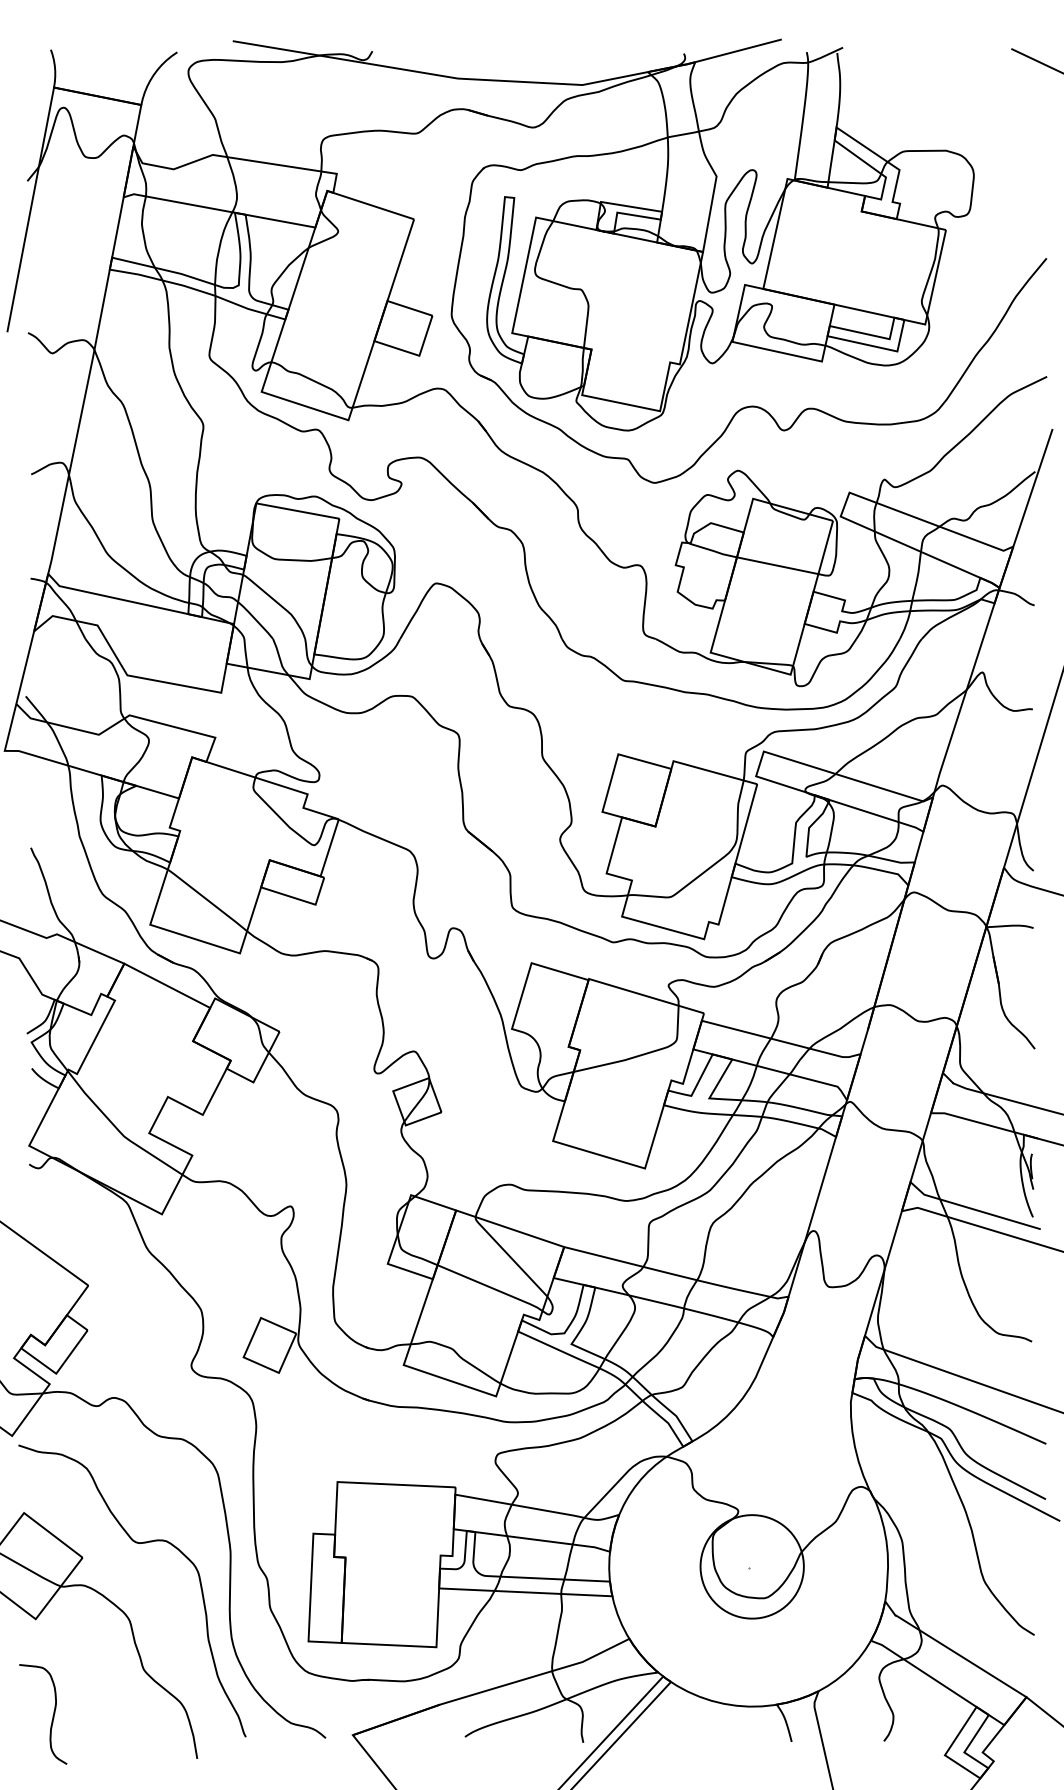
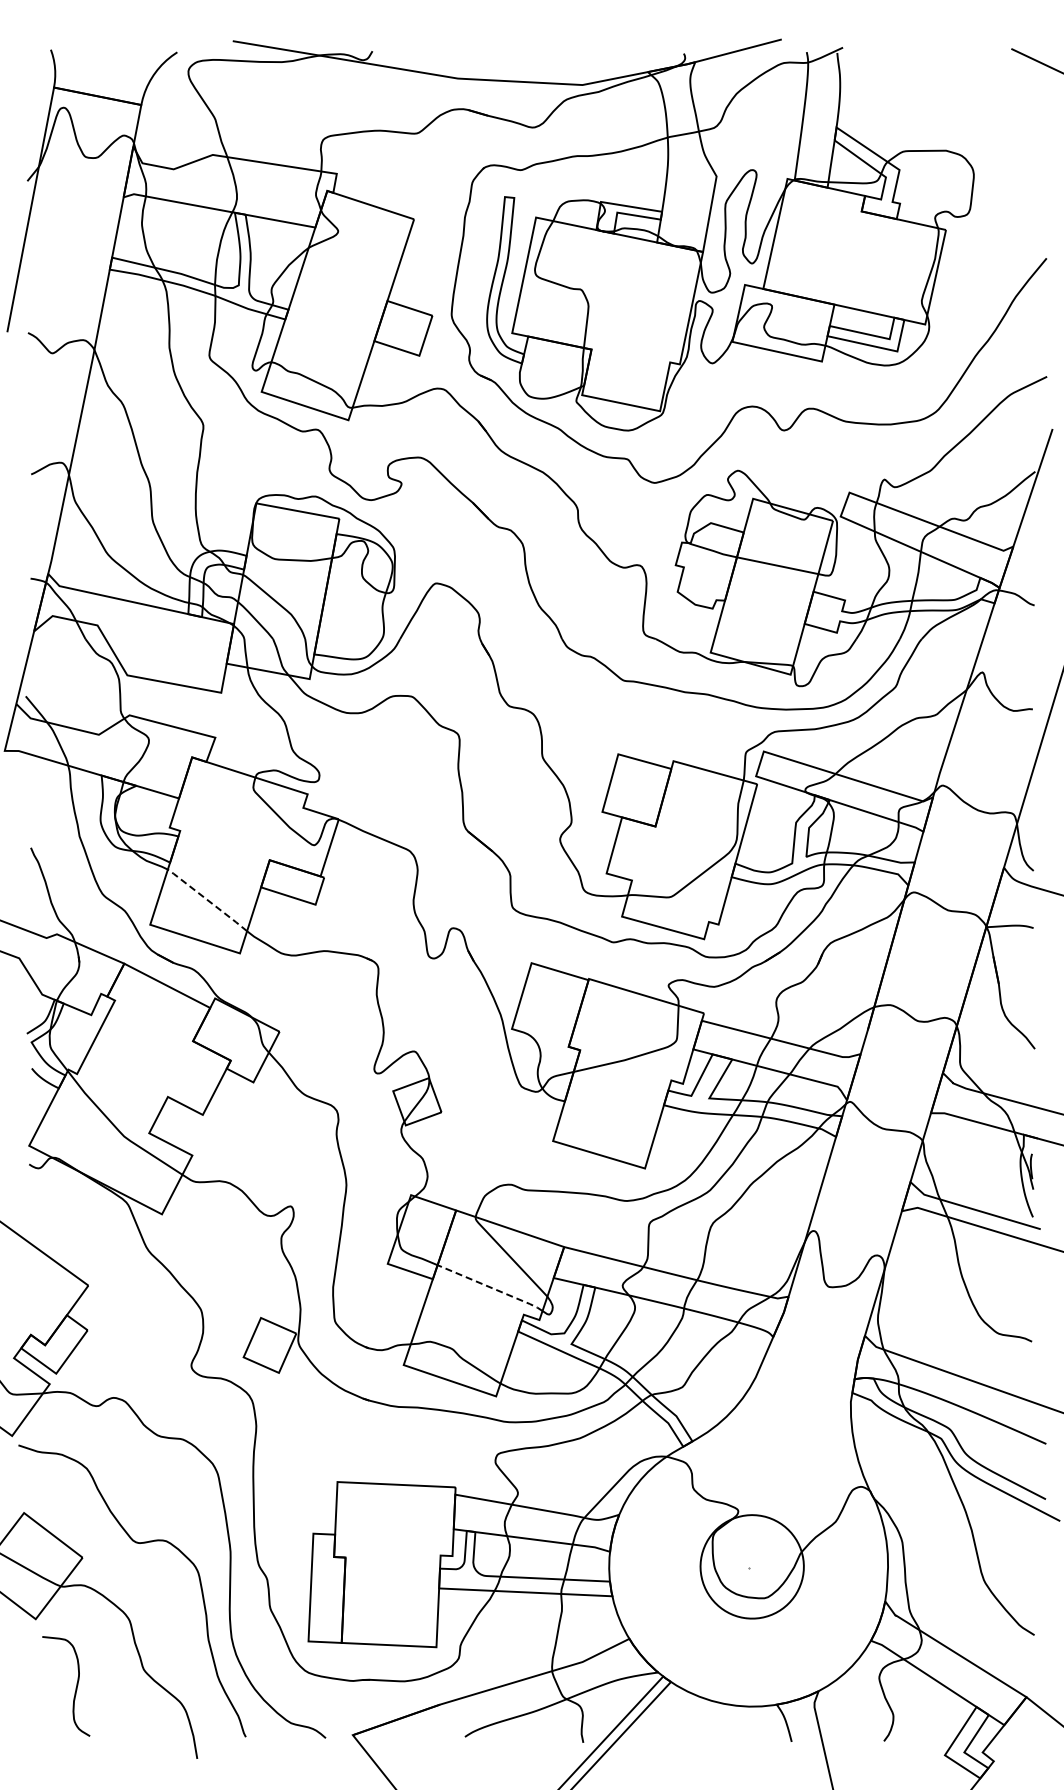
line: solid -> dashed (207, 899)
line: solid -> dashed (491, 1287)
curve position: (52, 1715) -> (75, 1687) (75, 1687)
